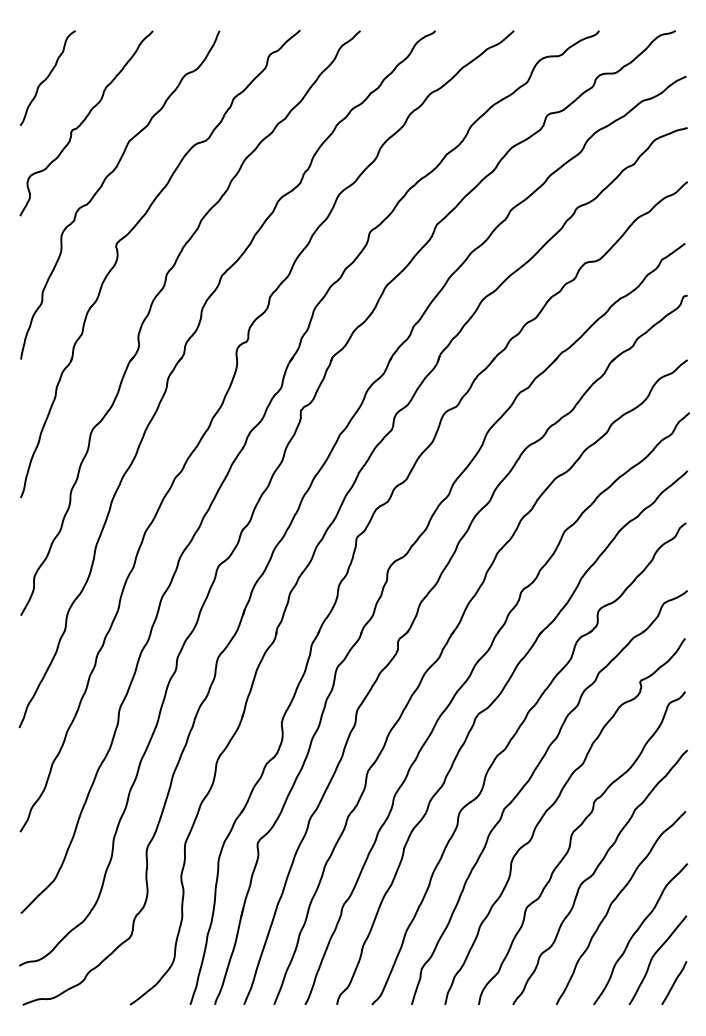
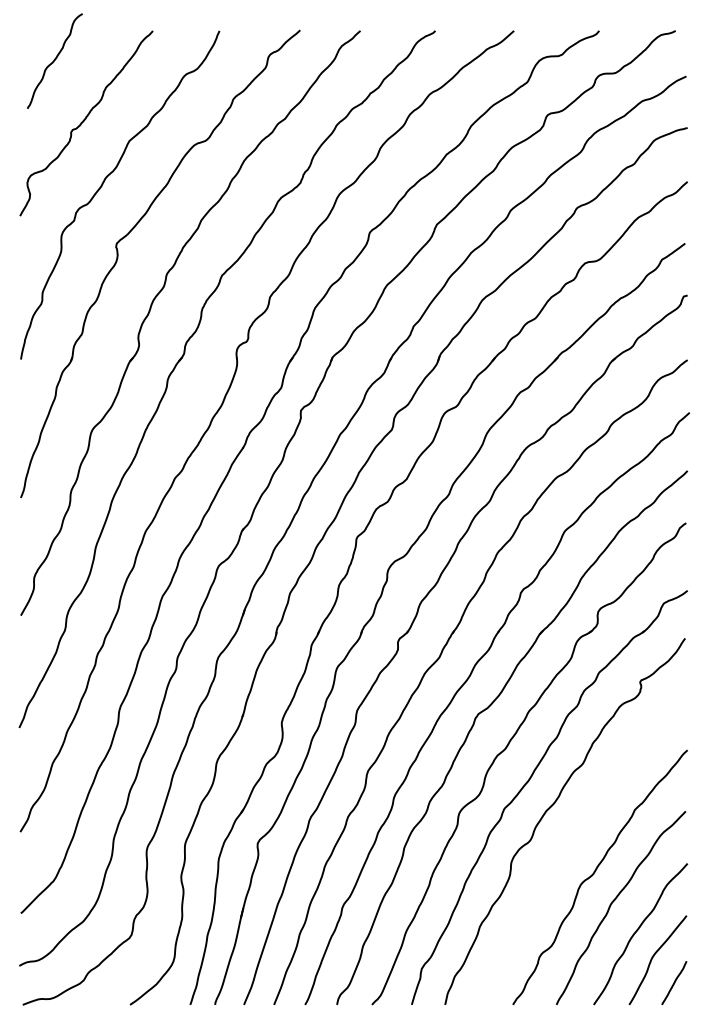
curve position: (47, 77) -> (54, 60) (54, 60)
curve: present -> none (571, 844)
